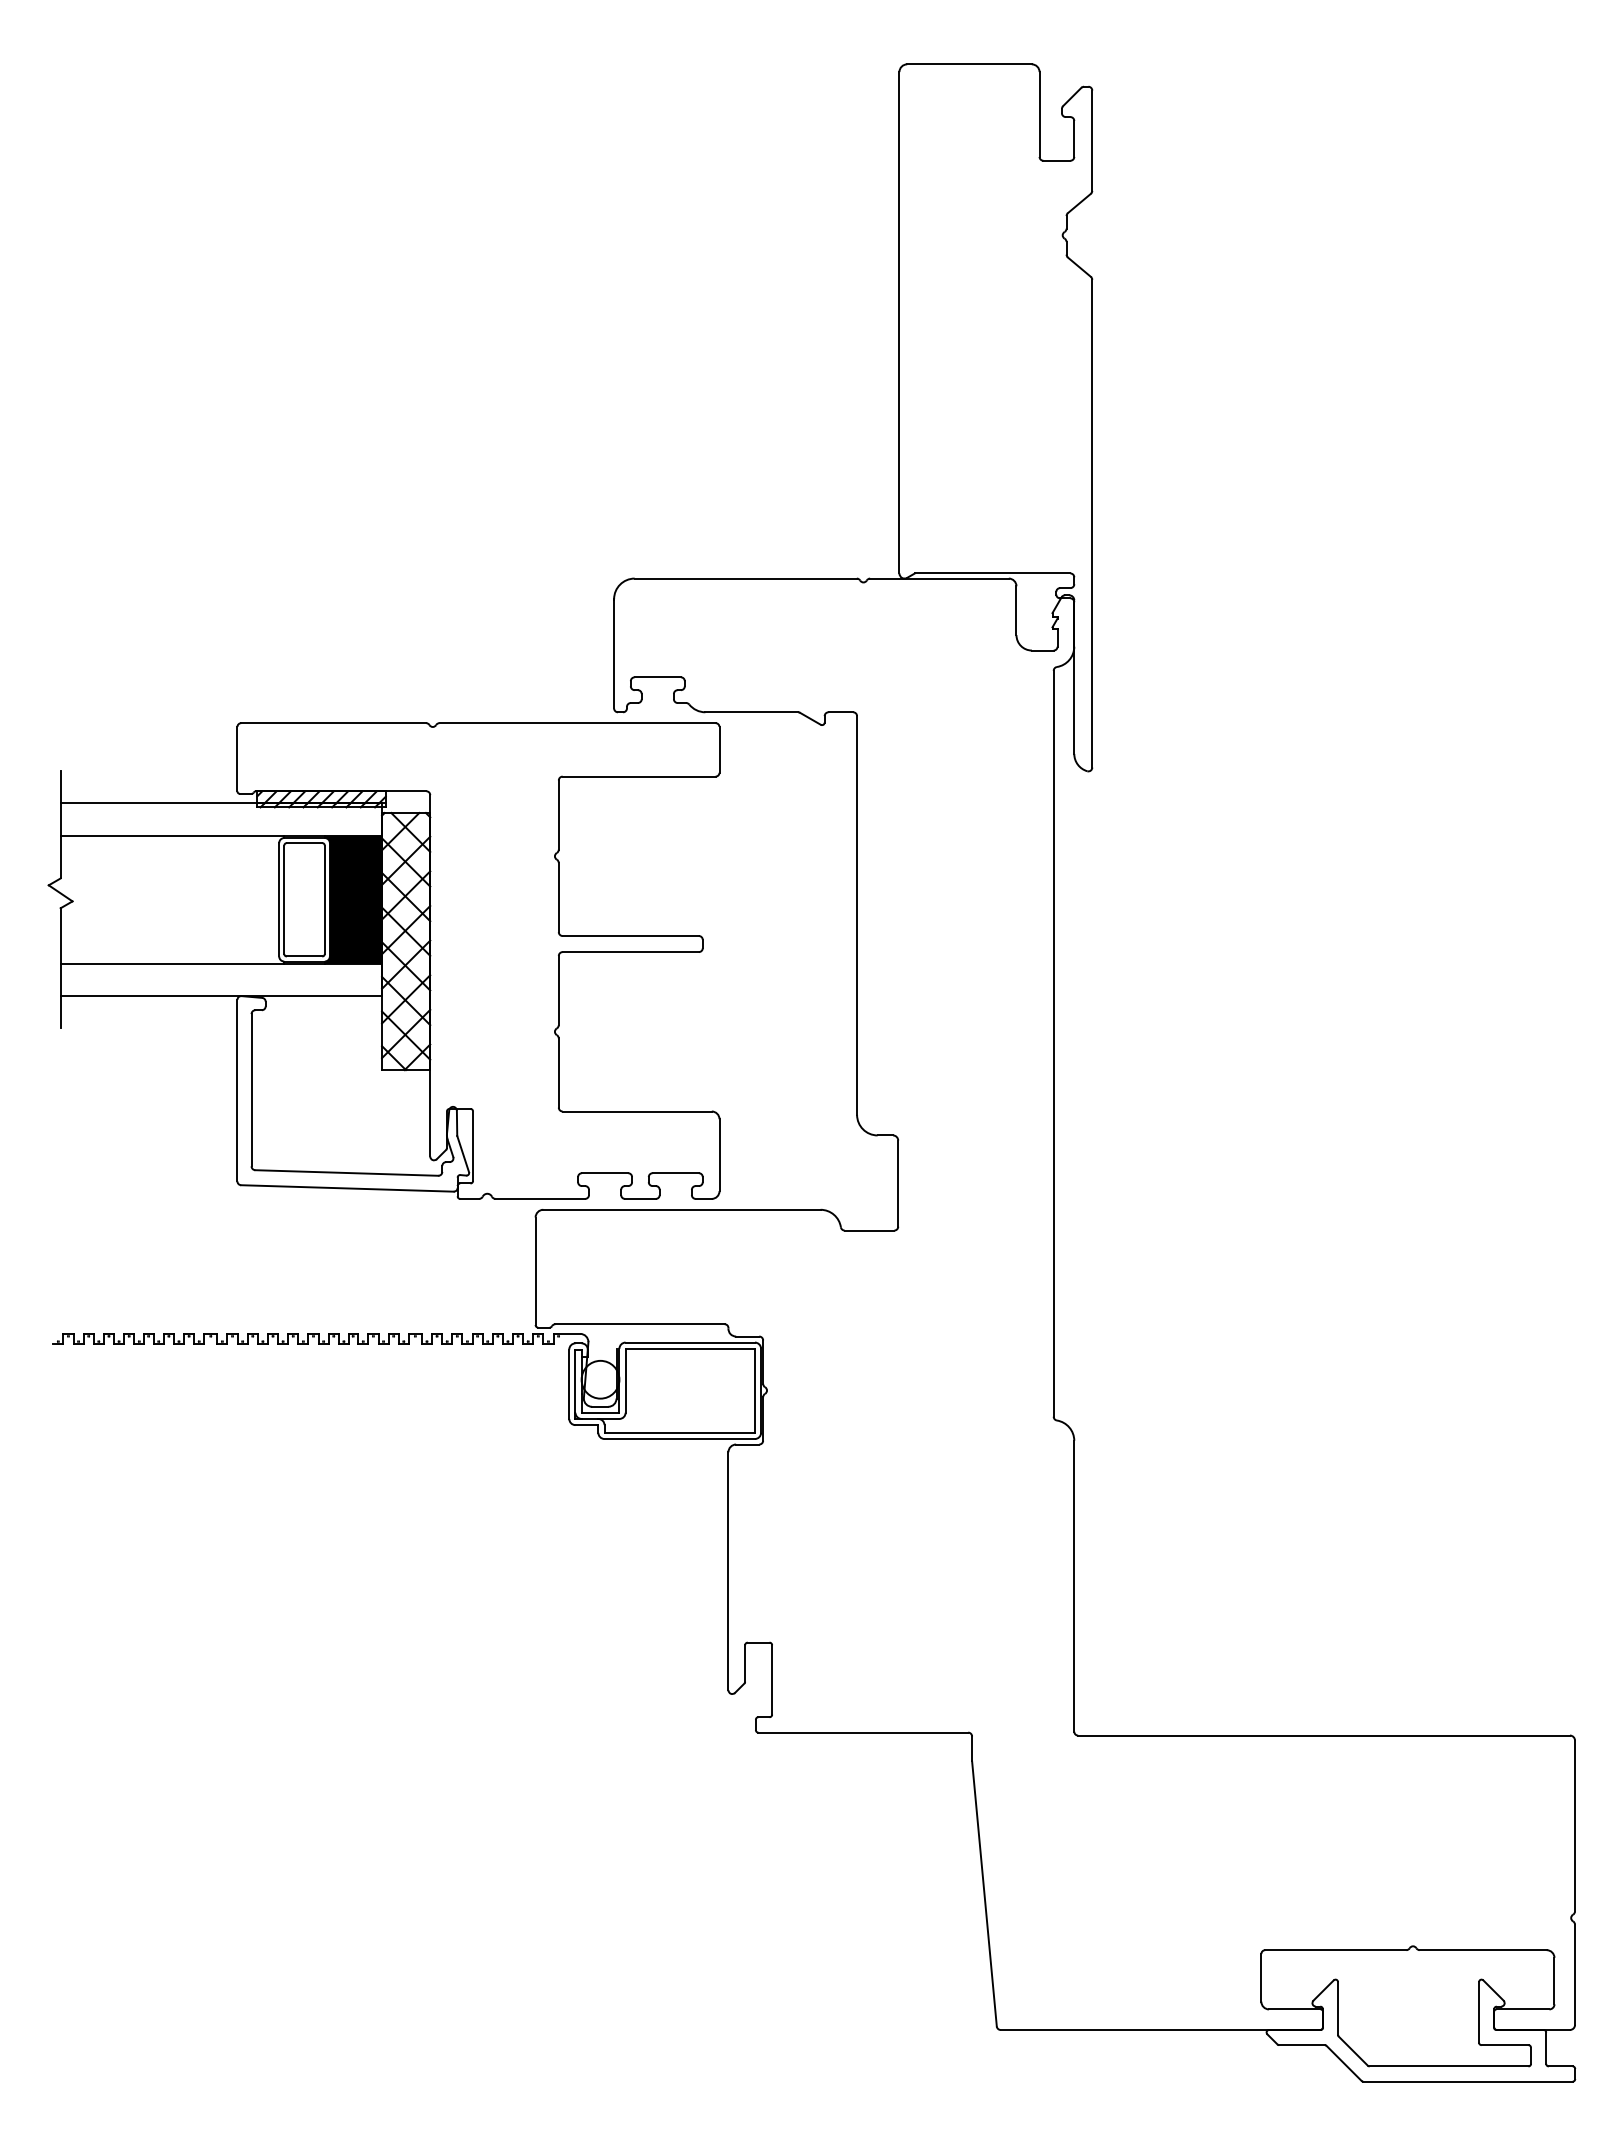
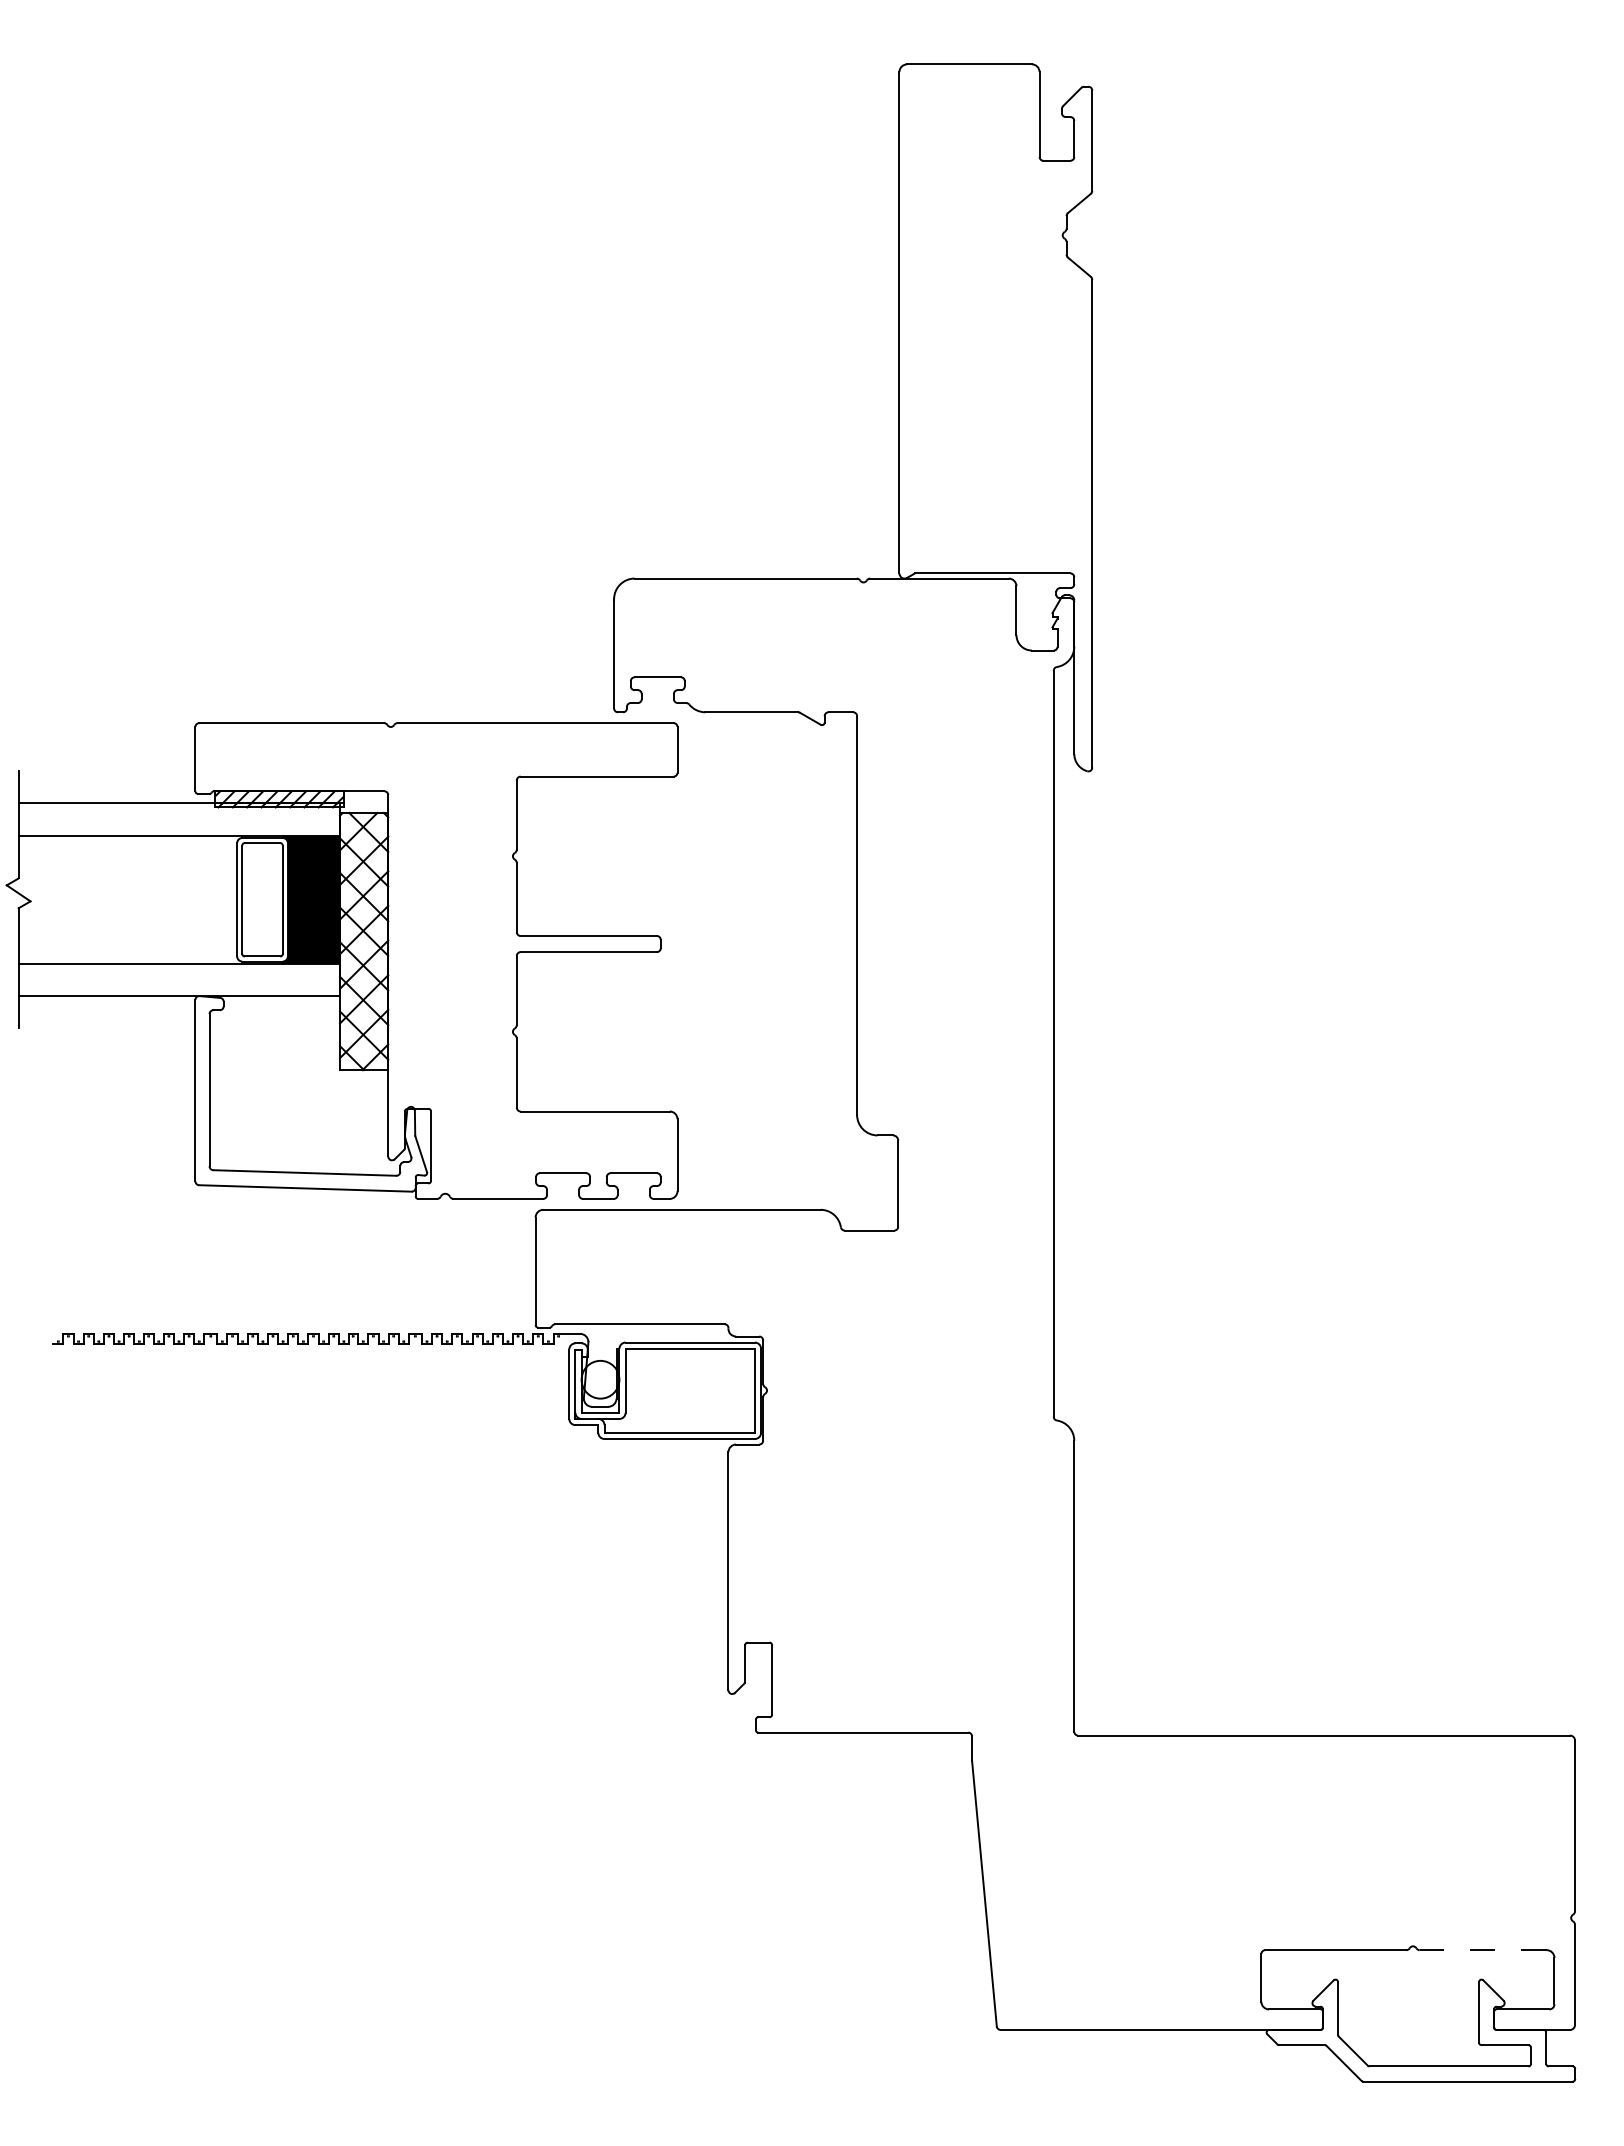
part position: (383, 960) -> (341, 960) (341, 960)
line: solid -> dashed (1483, 1950)
